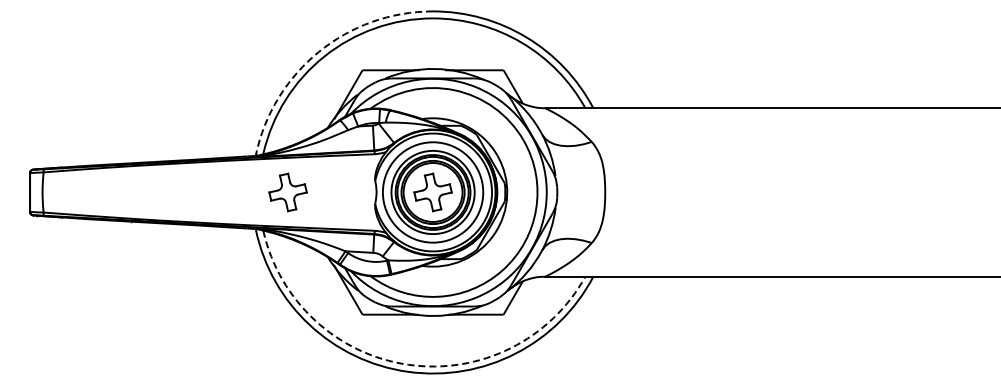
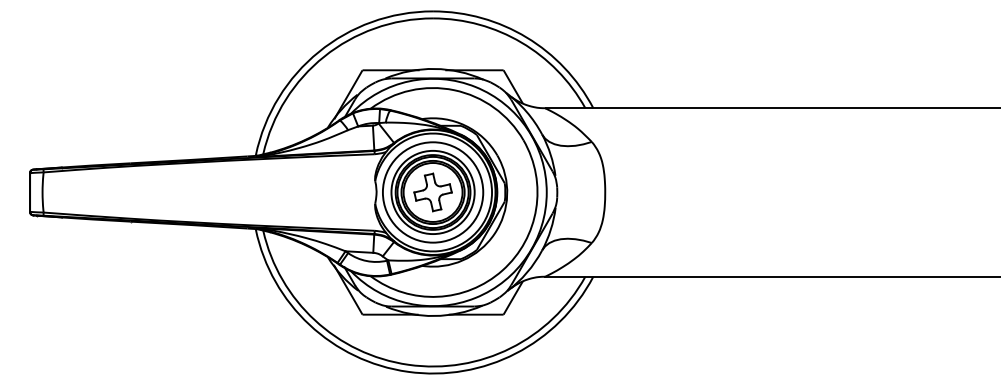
arc: dashed -> solid (318, 51)
part: present -> none (287, 192)
arc: dashed -> solid (408, 364)
